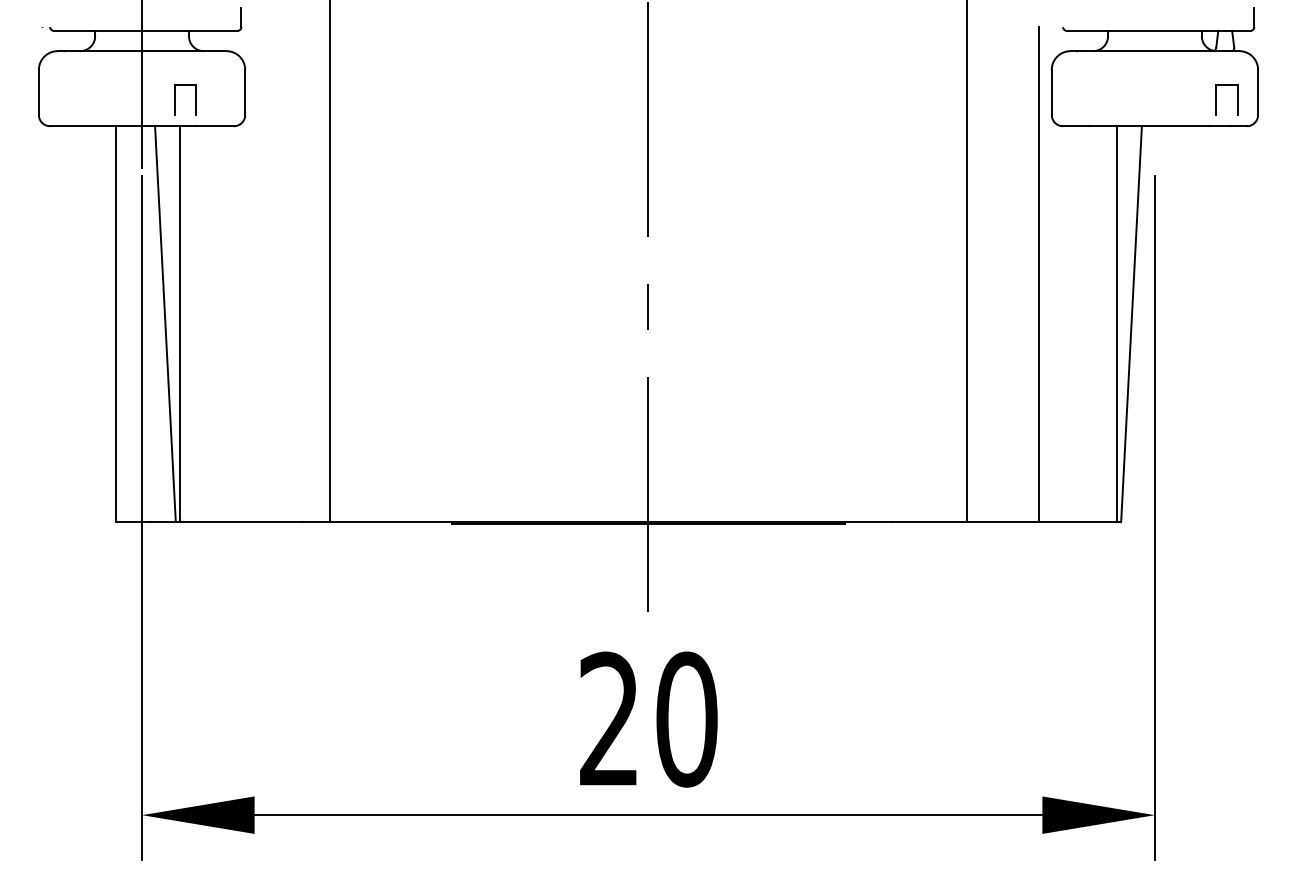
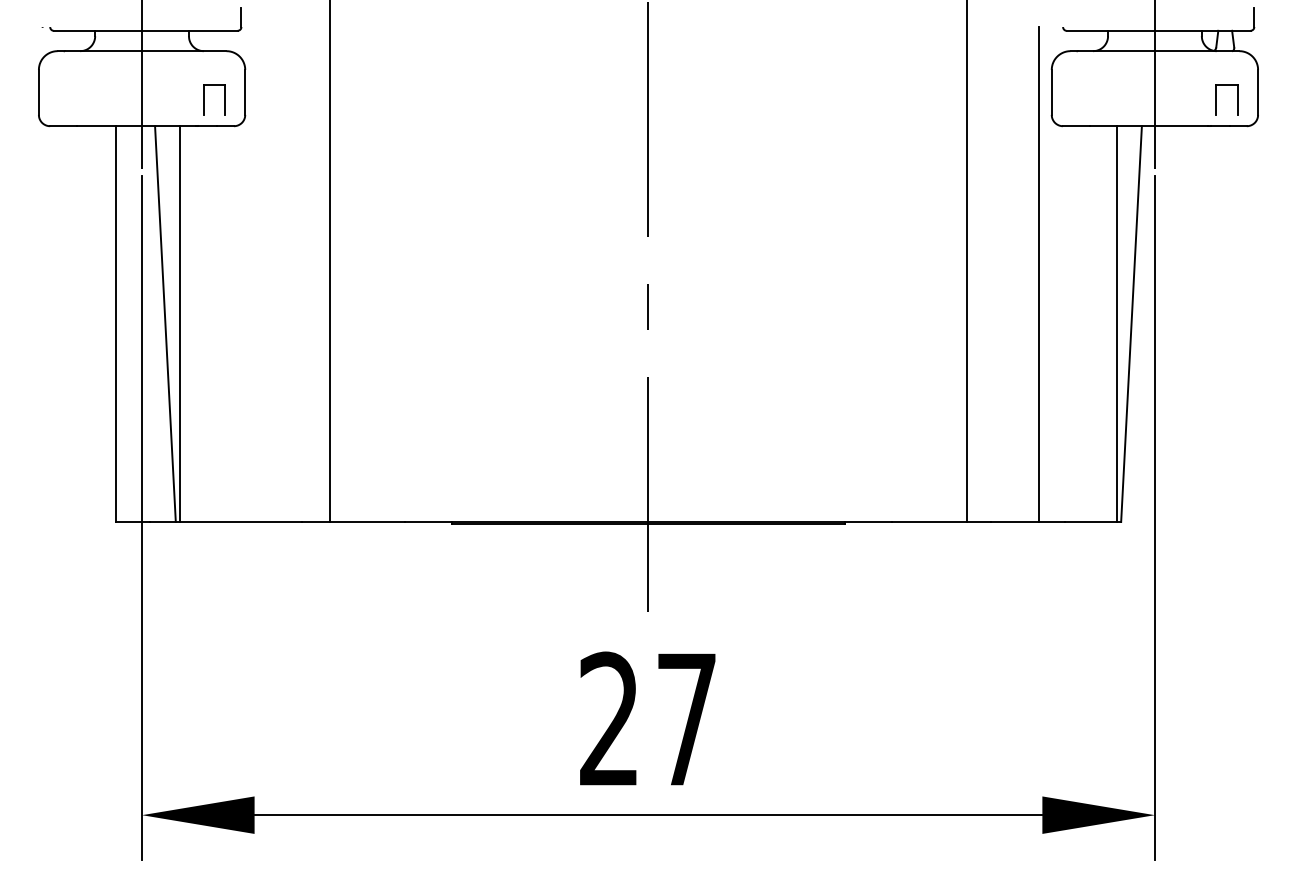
line: none -> present (1154, 85)
part position: (175, 99) -> (204, 99) (204, 99)
text: 20 -> 27 (686, 719)
